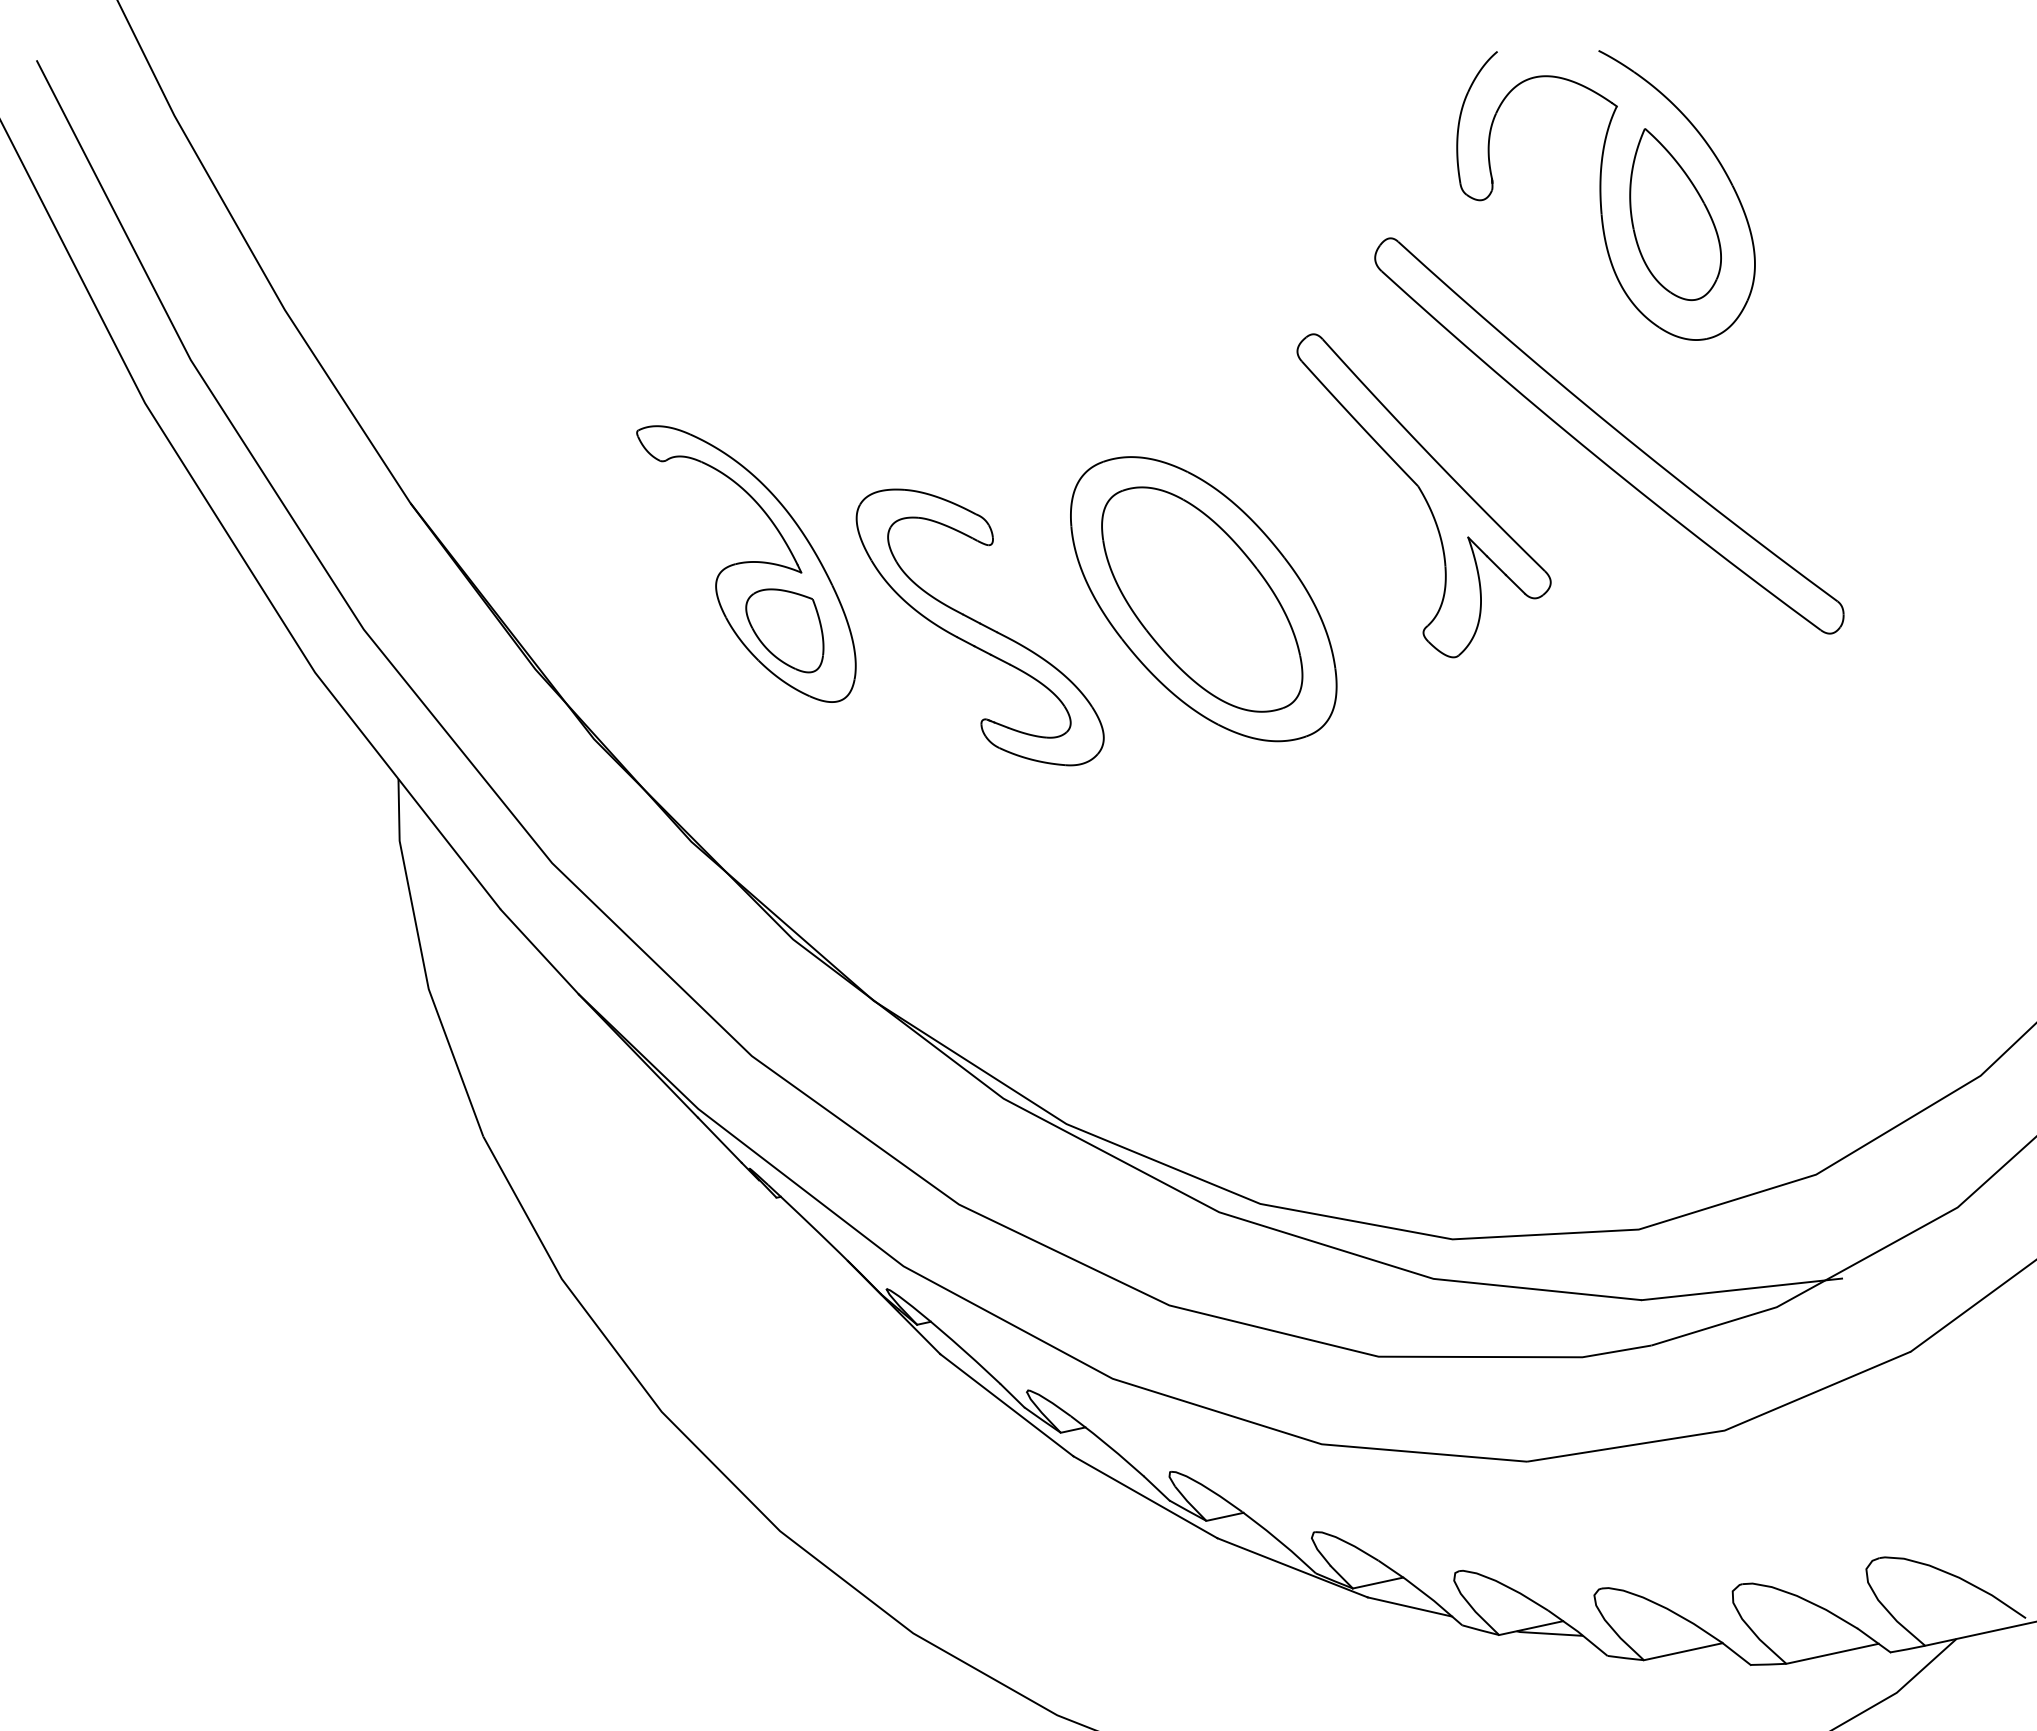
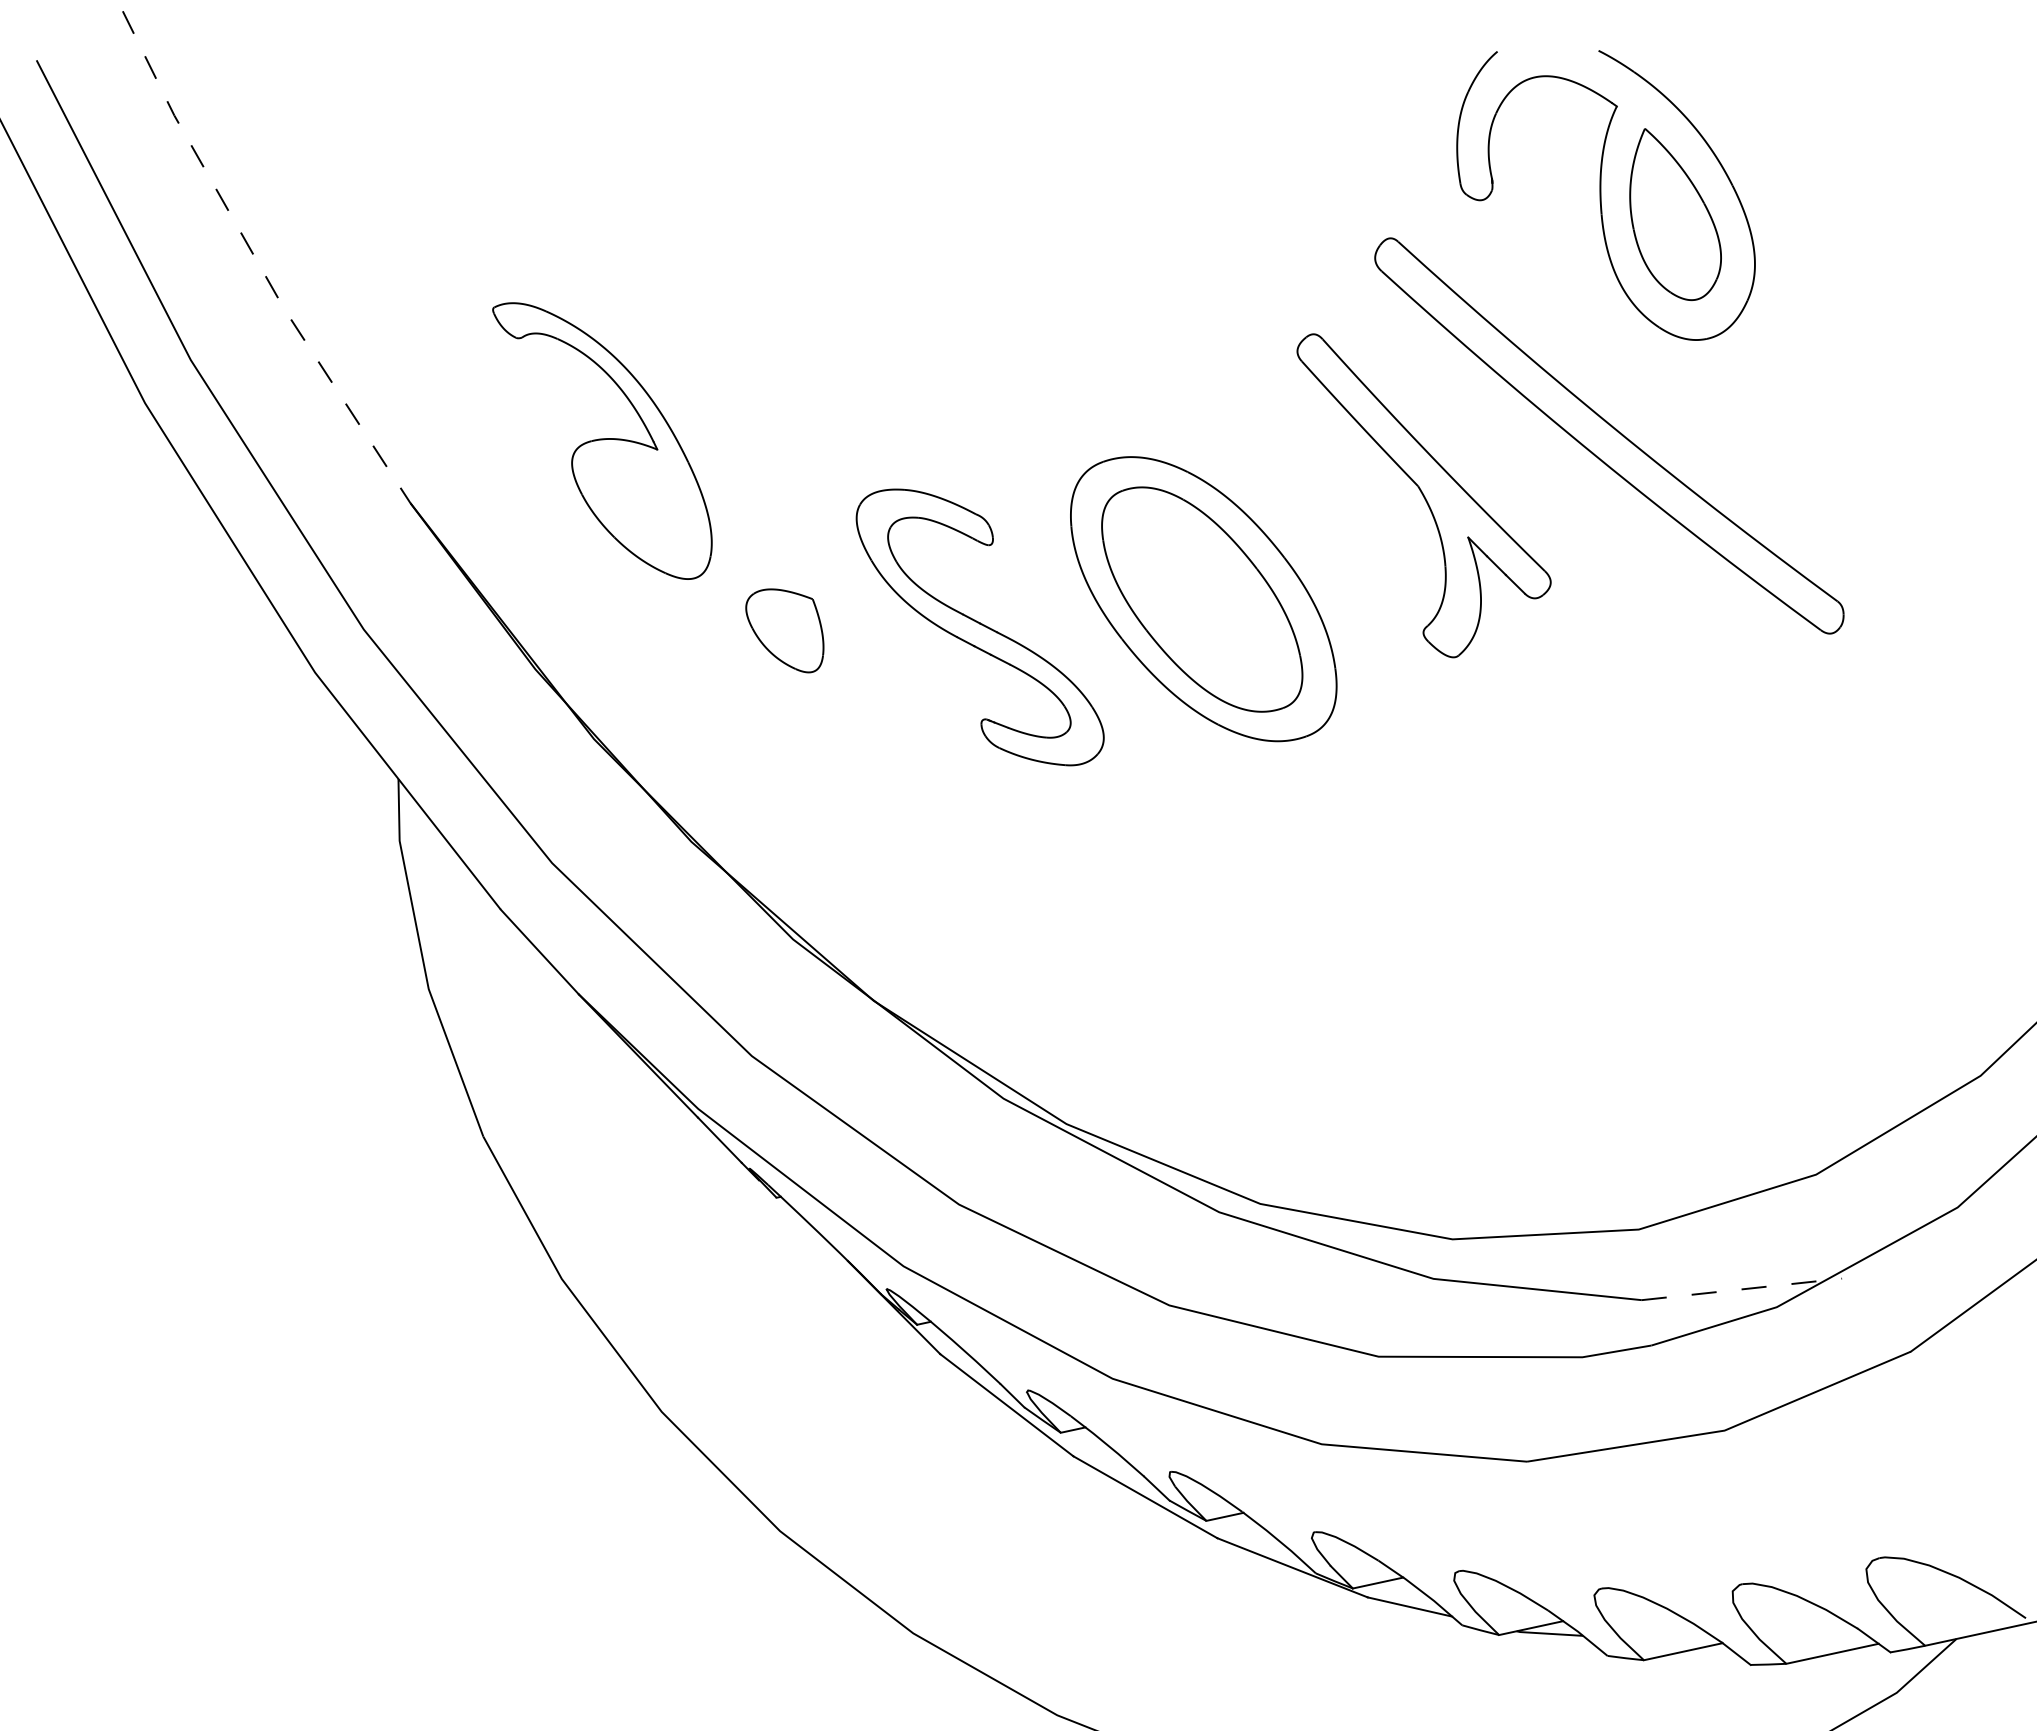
line: solid -> dashed (254, 257)
part position: (746, 563) -> (602, 440) (602, 440)
line: solid -> dashed (1741, 1289)
